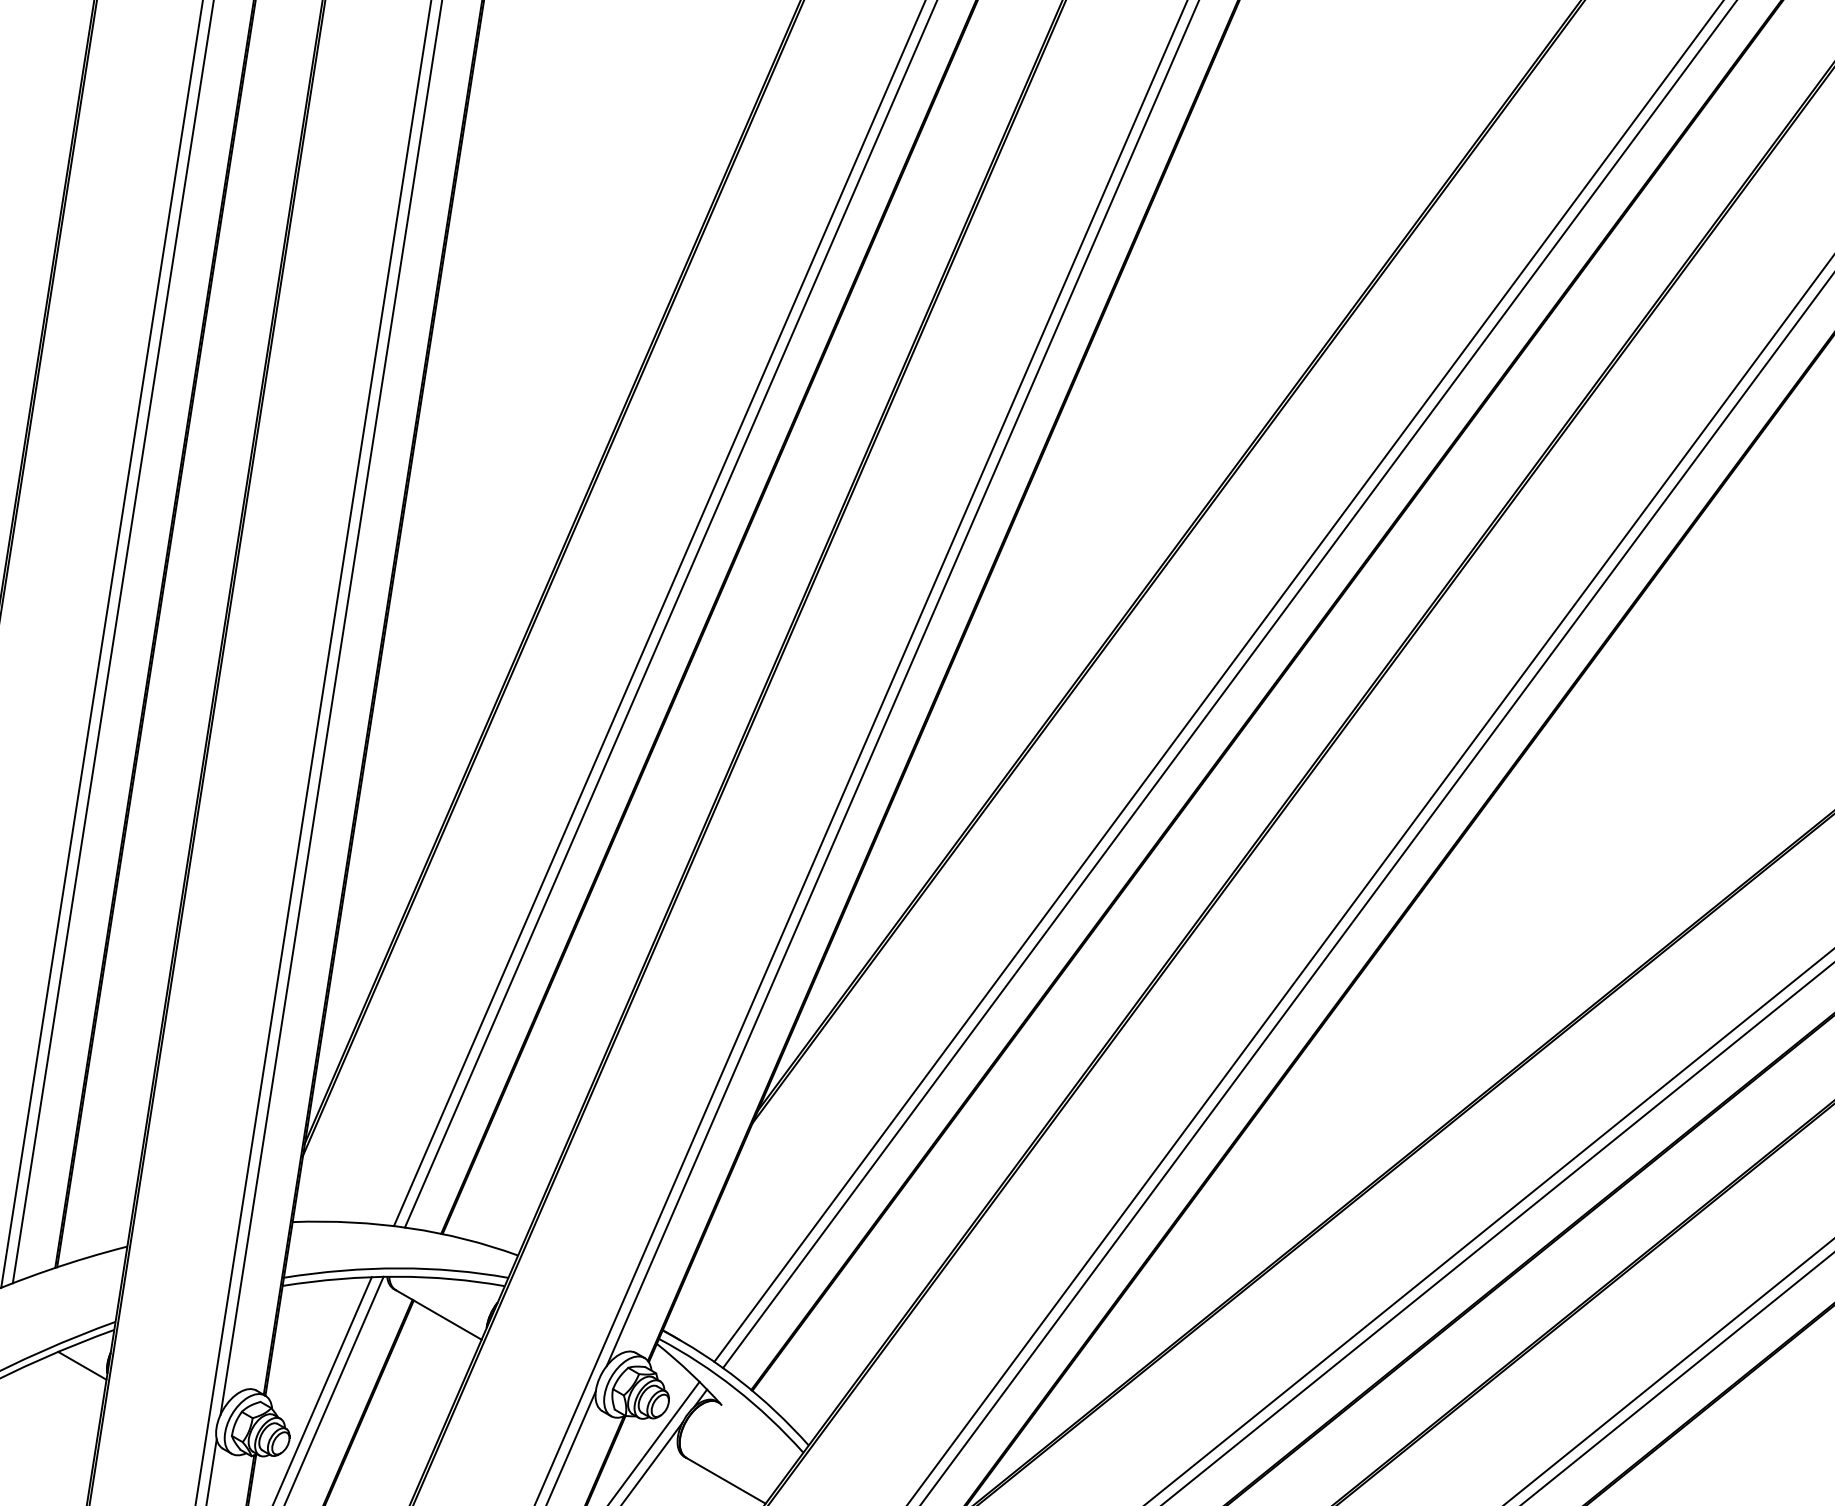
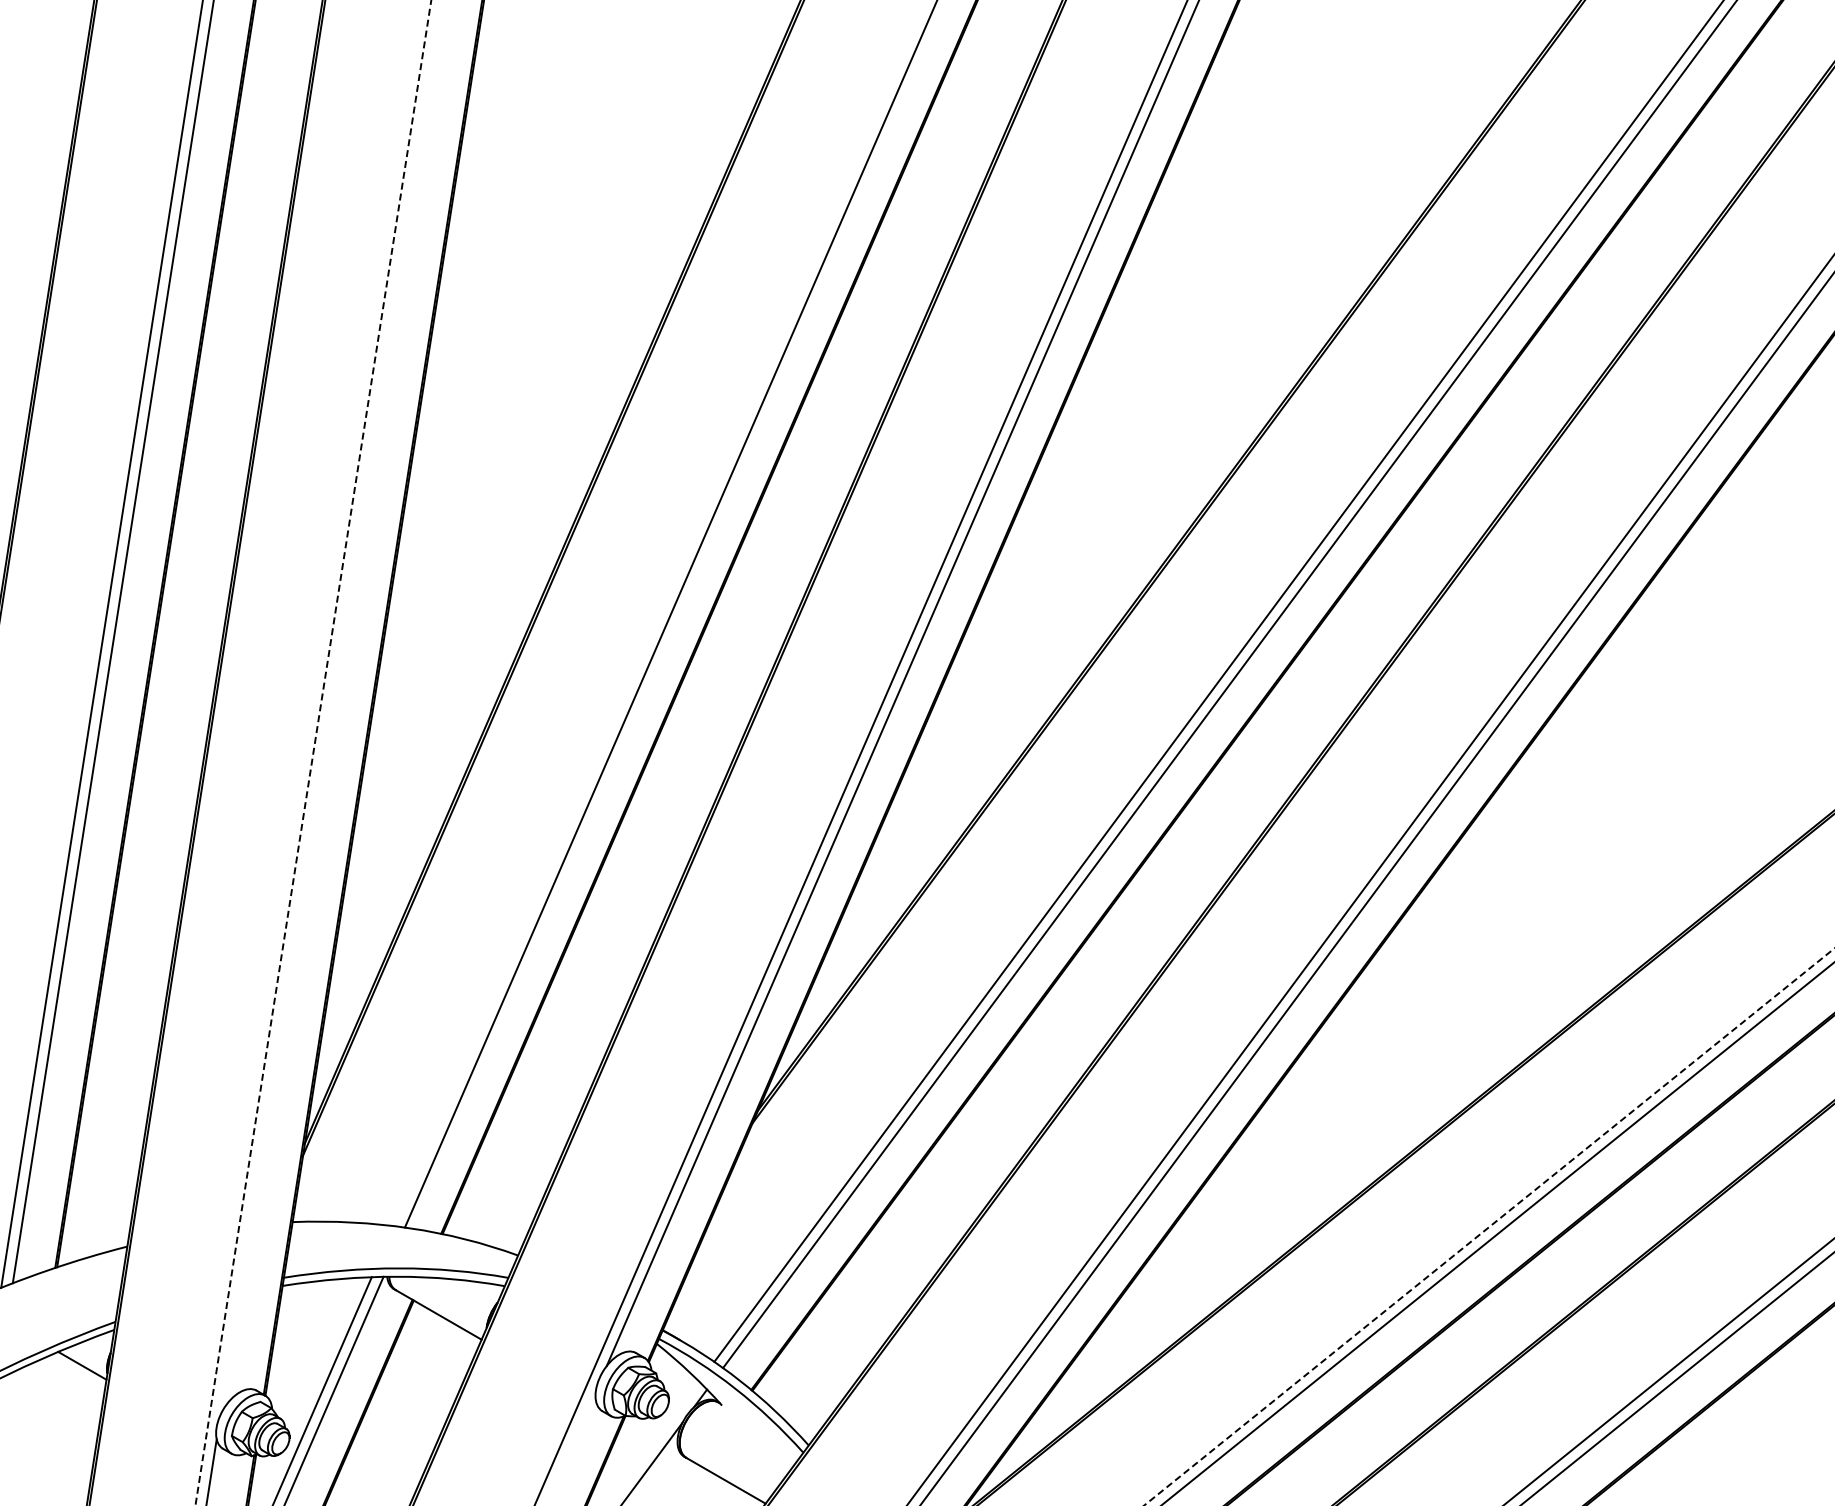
line: present -> none (658, 614)
line: present -> none (330, 708)
line: solid -> dashed (313, 753)
line: solid -> dashed (1488, 1227)
line: present -> none (654, 1441)
line: present -> none (571, 1446)
